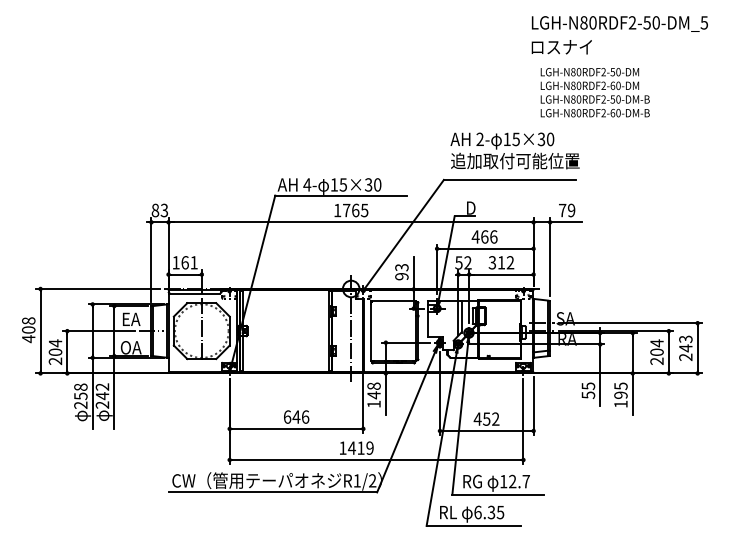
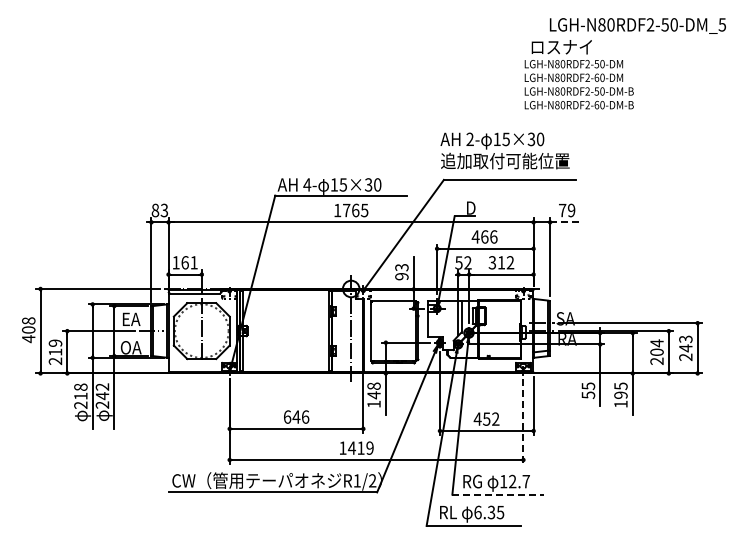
text position: (619, 23) -> (637, 25) (637, 25)
text position: (594, 92) -> (578, 84) (578, 84)
text position: (514, 150) -> (504, 150) (504, 150)
line: solid -> dashed (565, 222)
text: 204 -> 219 (55, 347)
text: 258 -> 218 (80, 395)
line: solid -> dashed (523, 422)
line: solid -> dashed (497, 494)
